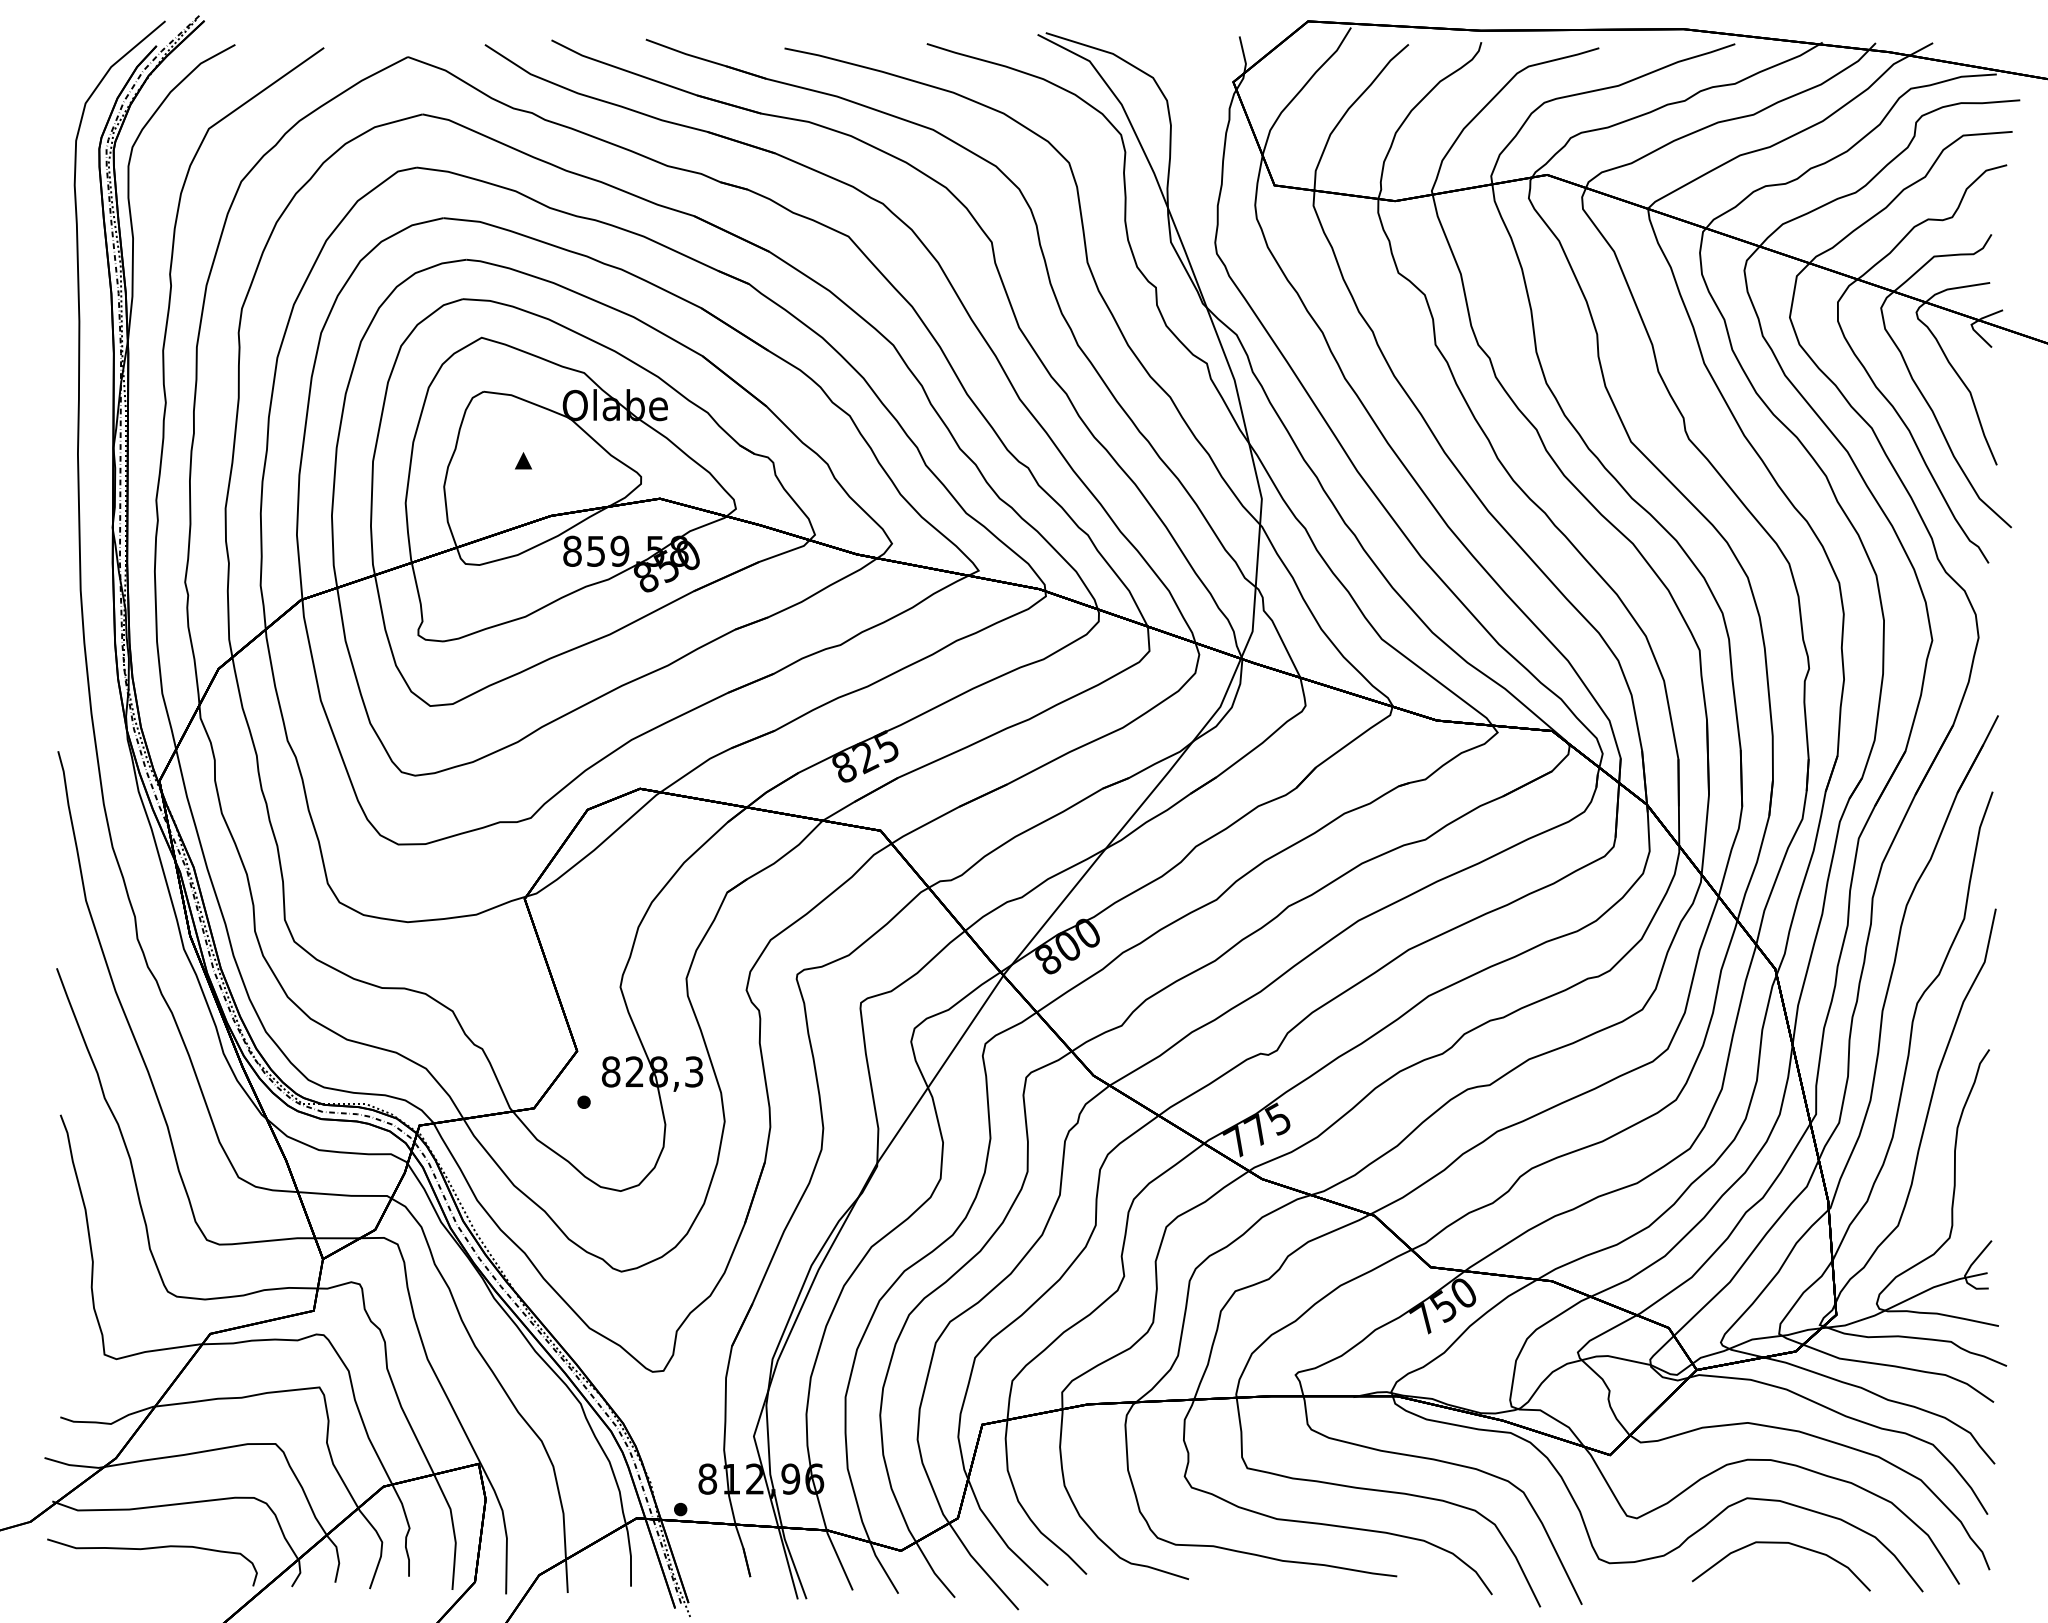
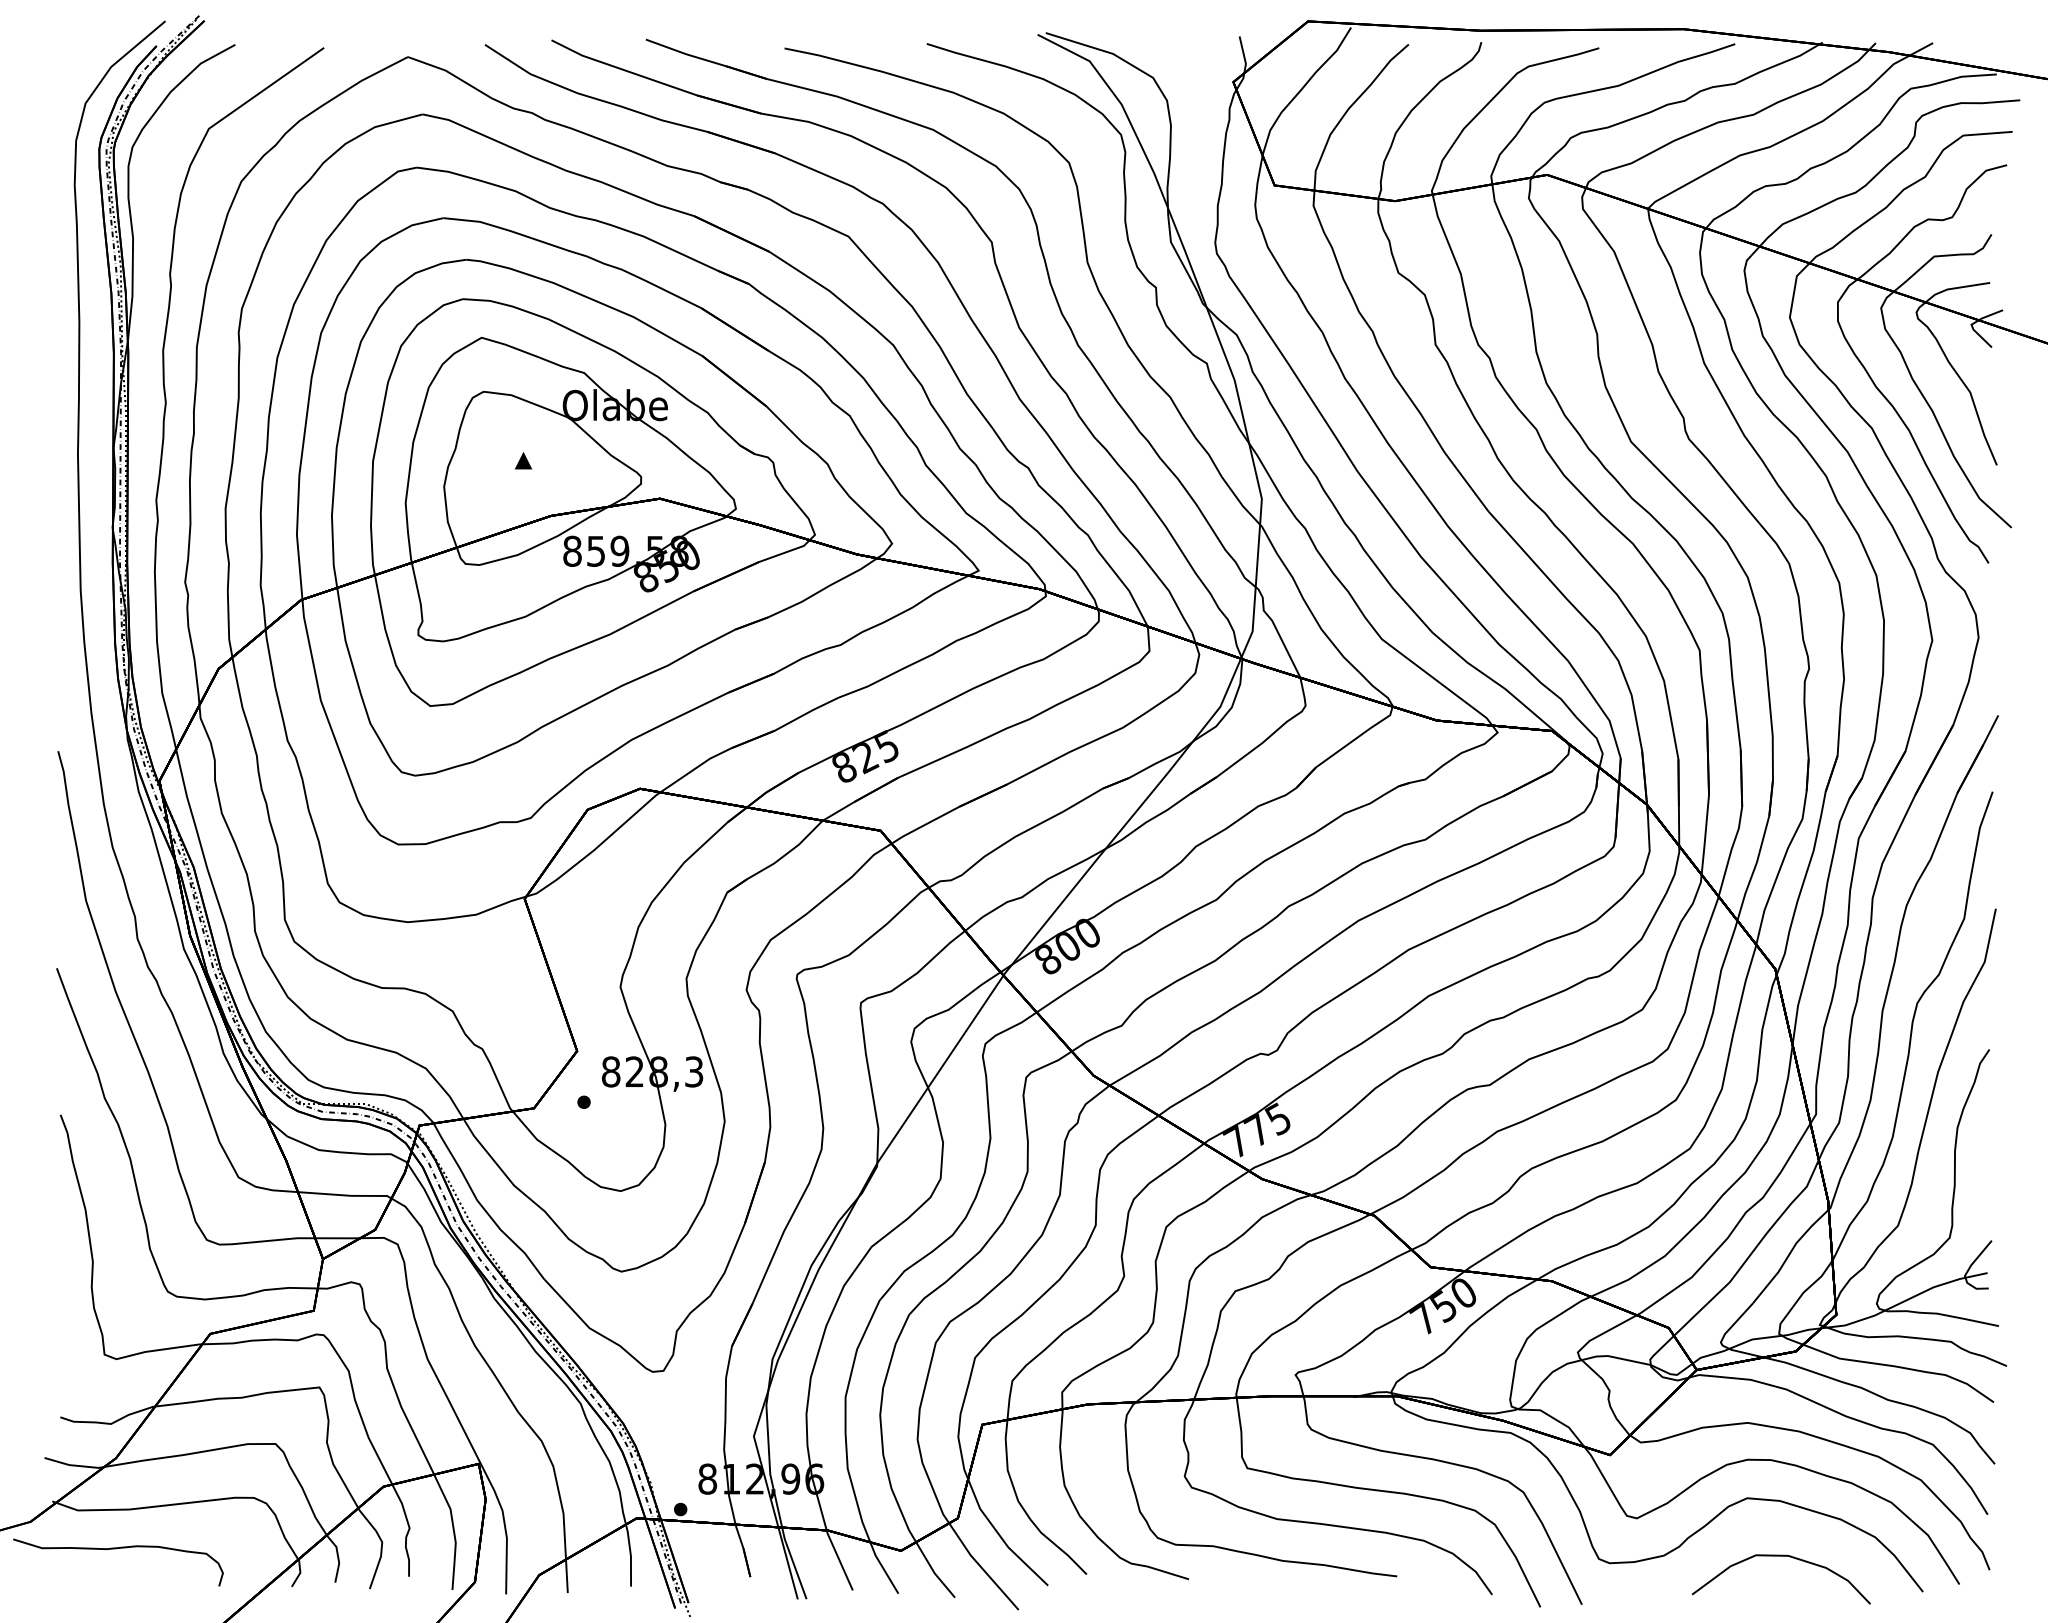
curve position: (1781, 1543) -> (1781, 1556) (1781, 1556)
curve position: (150, 1549) -> (116, 1549) (116, 1549)
